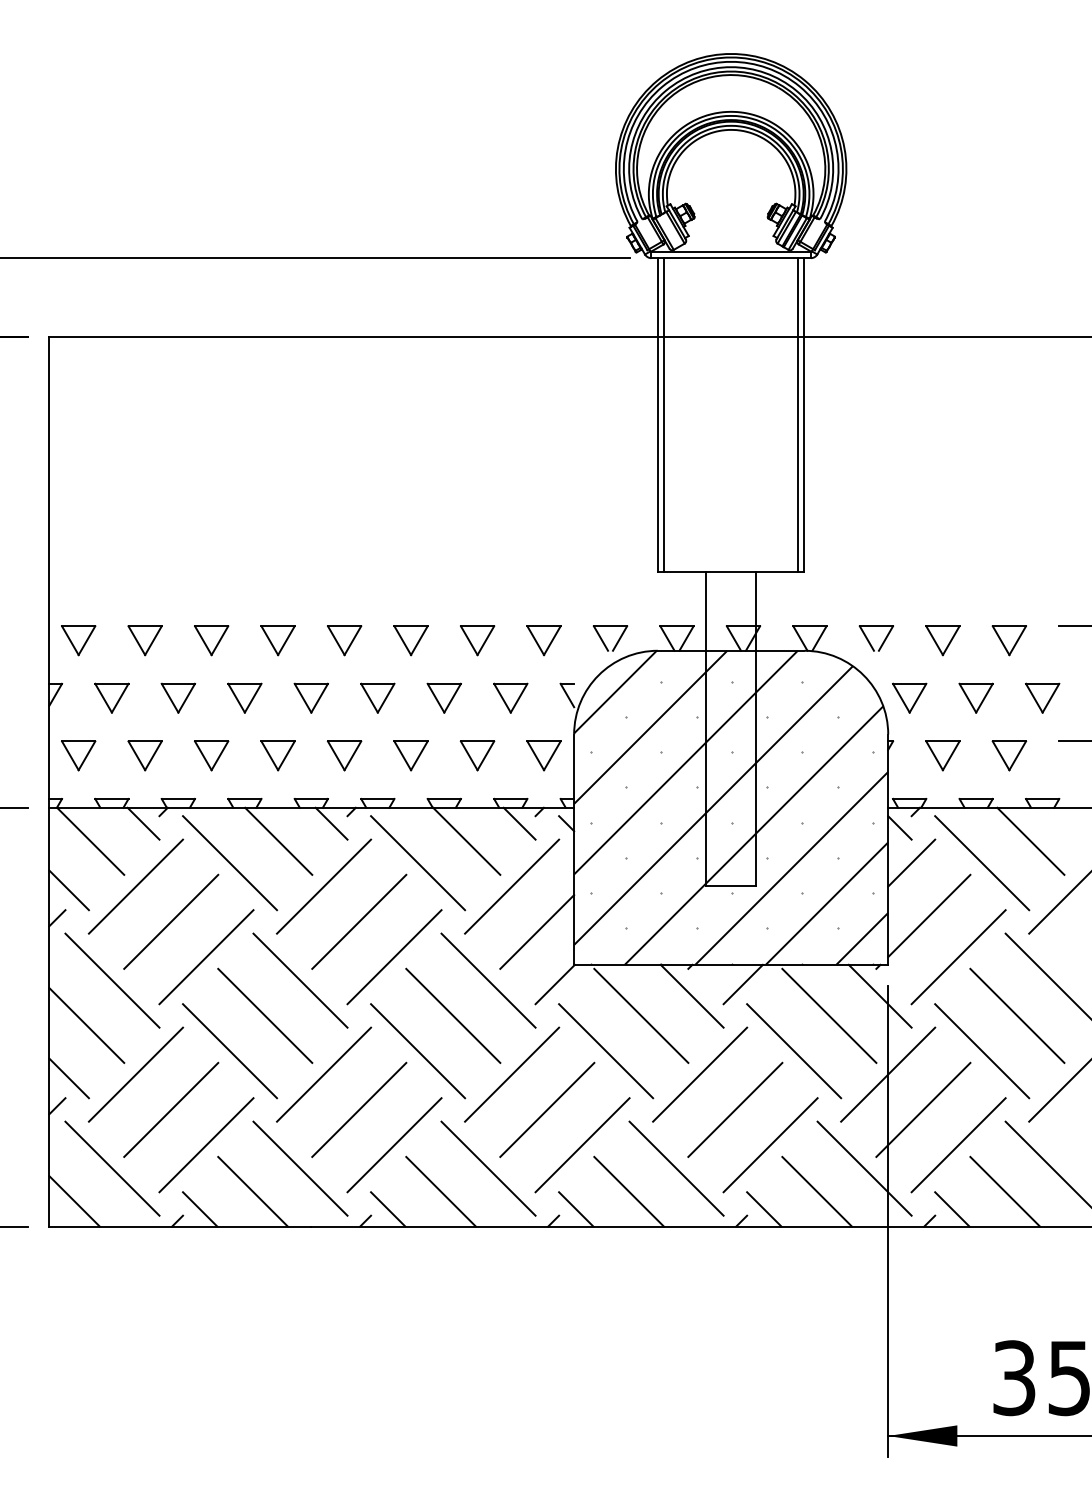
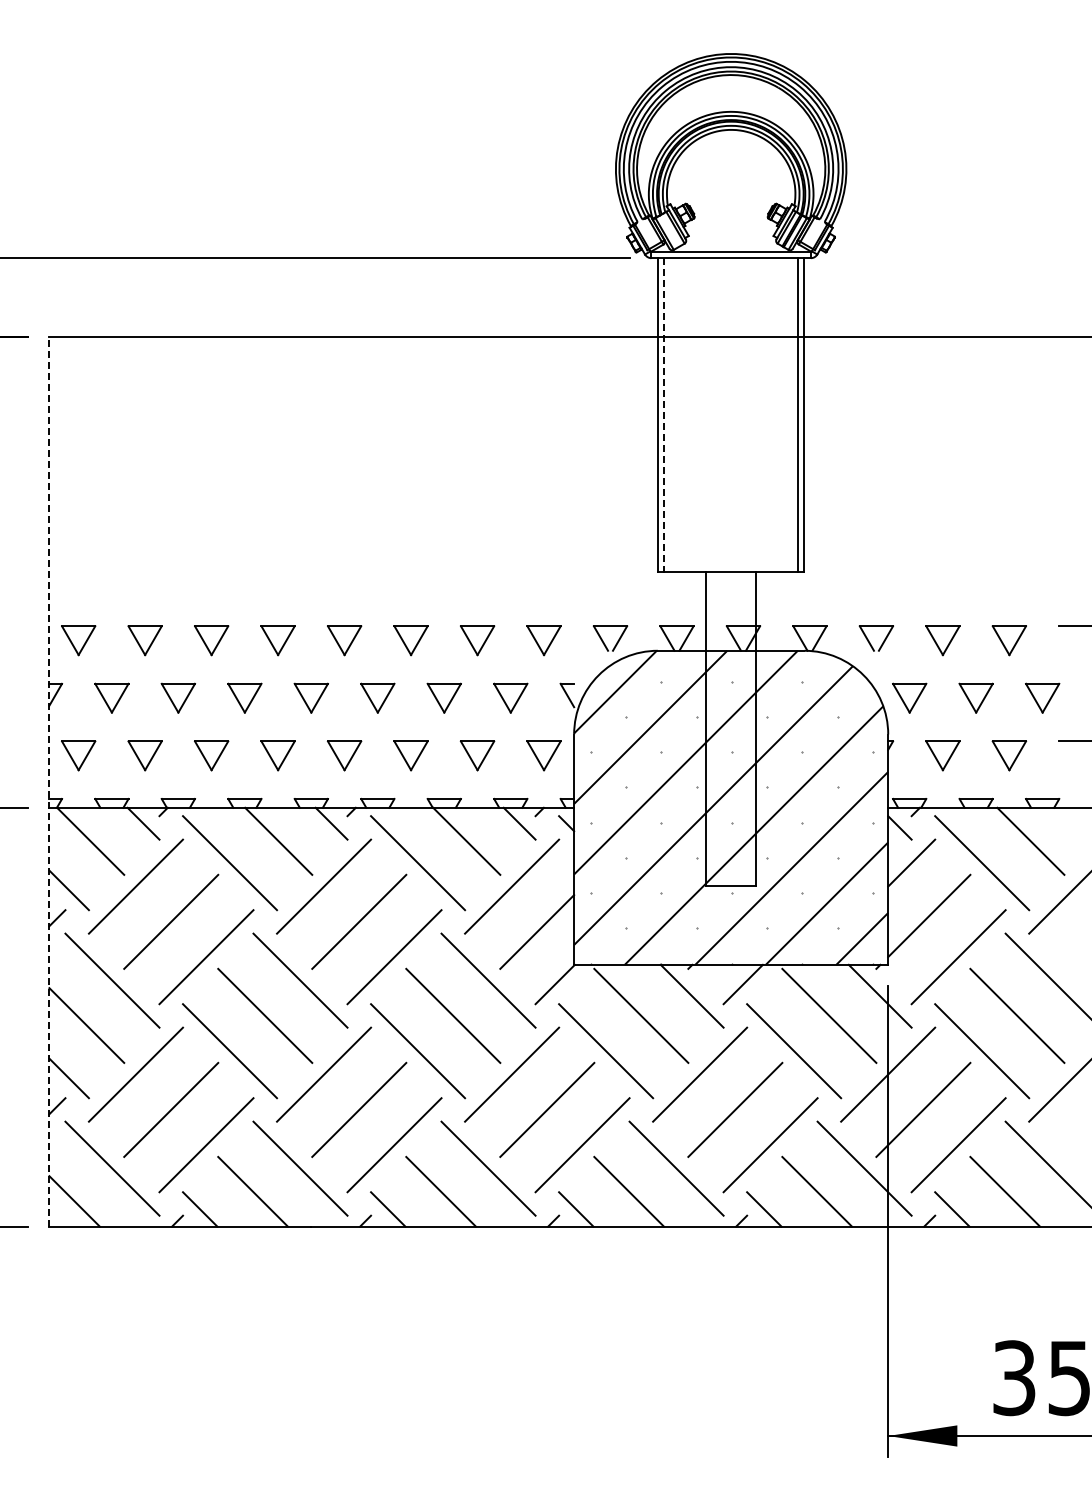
line: solid -> dashed (664, 415)
line: solid -> dashed (49, 781)
